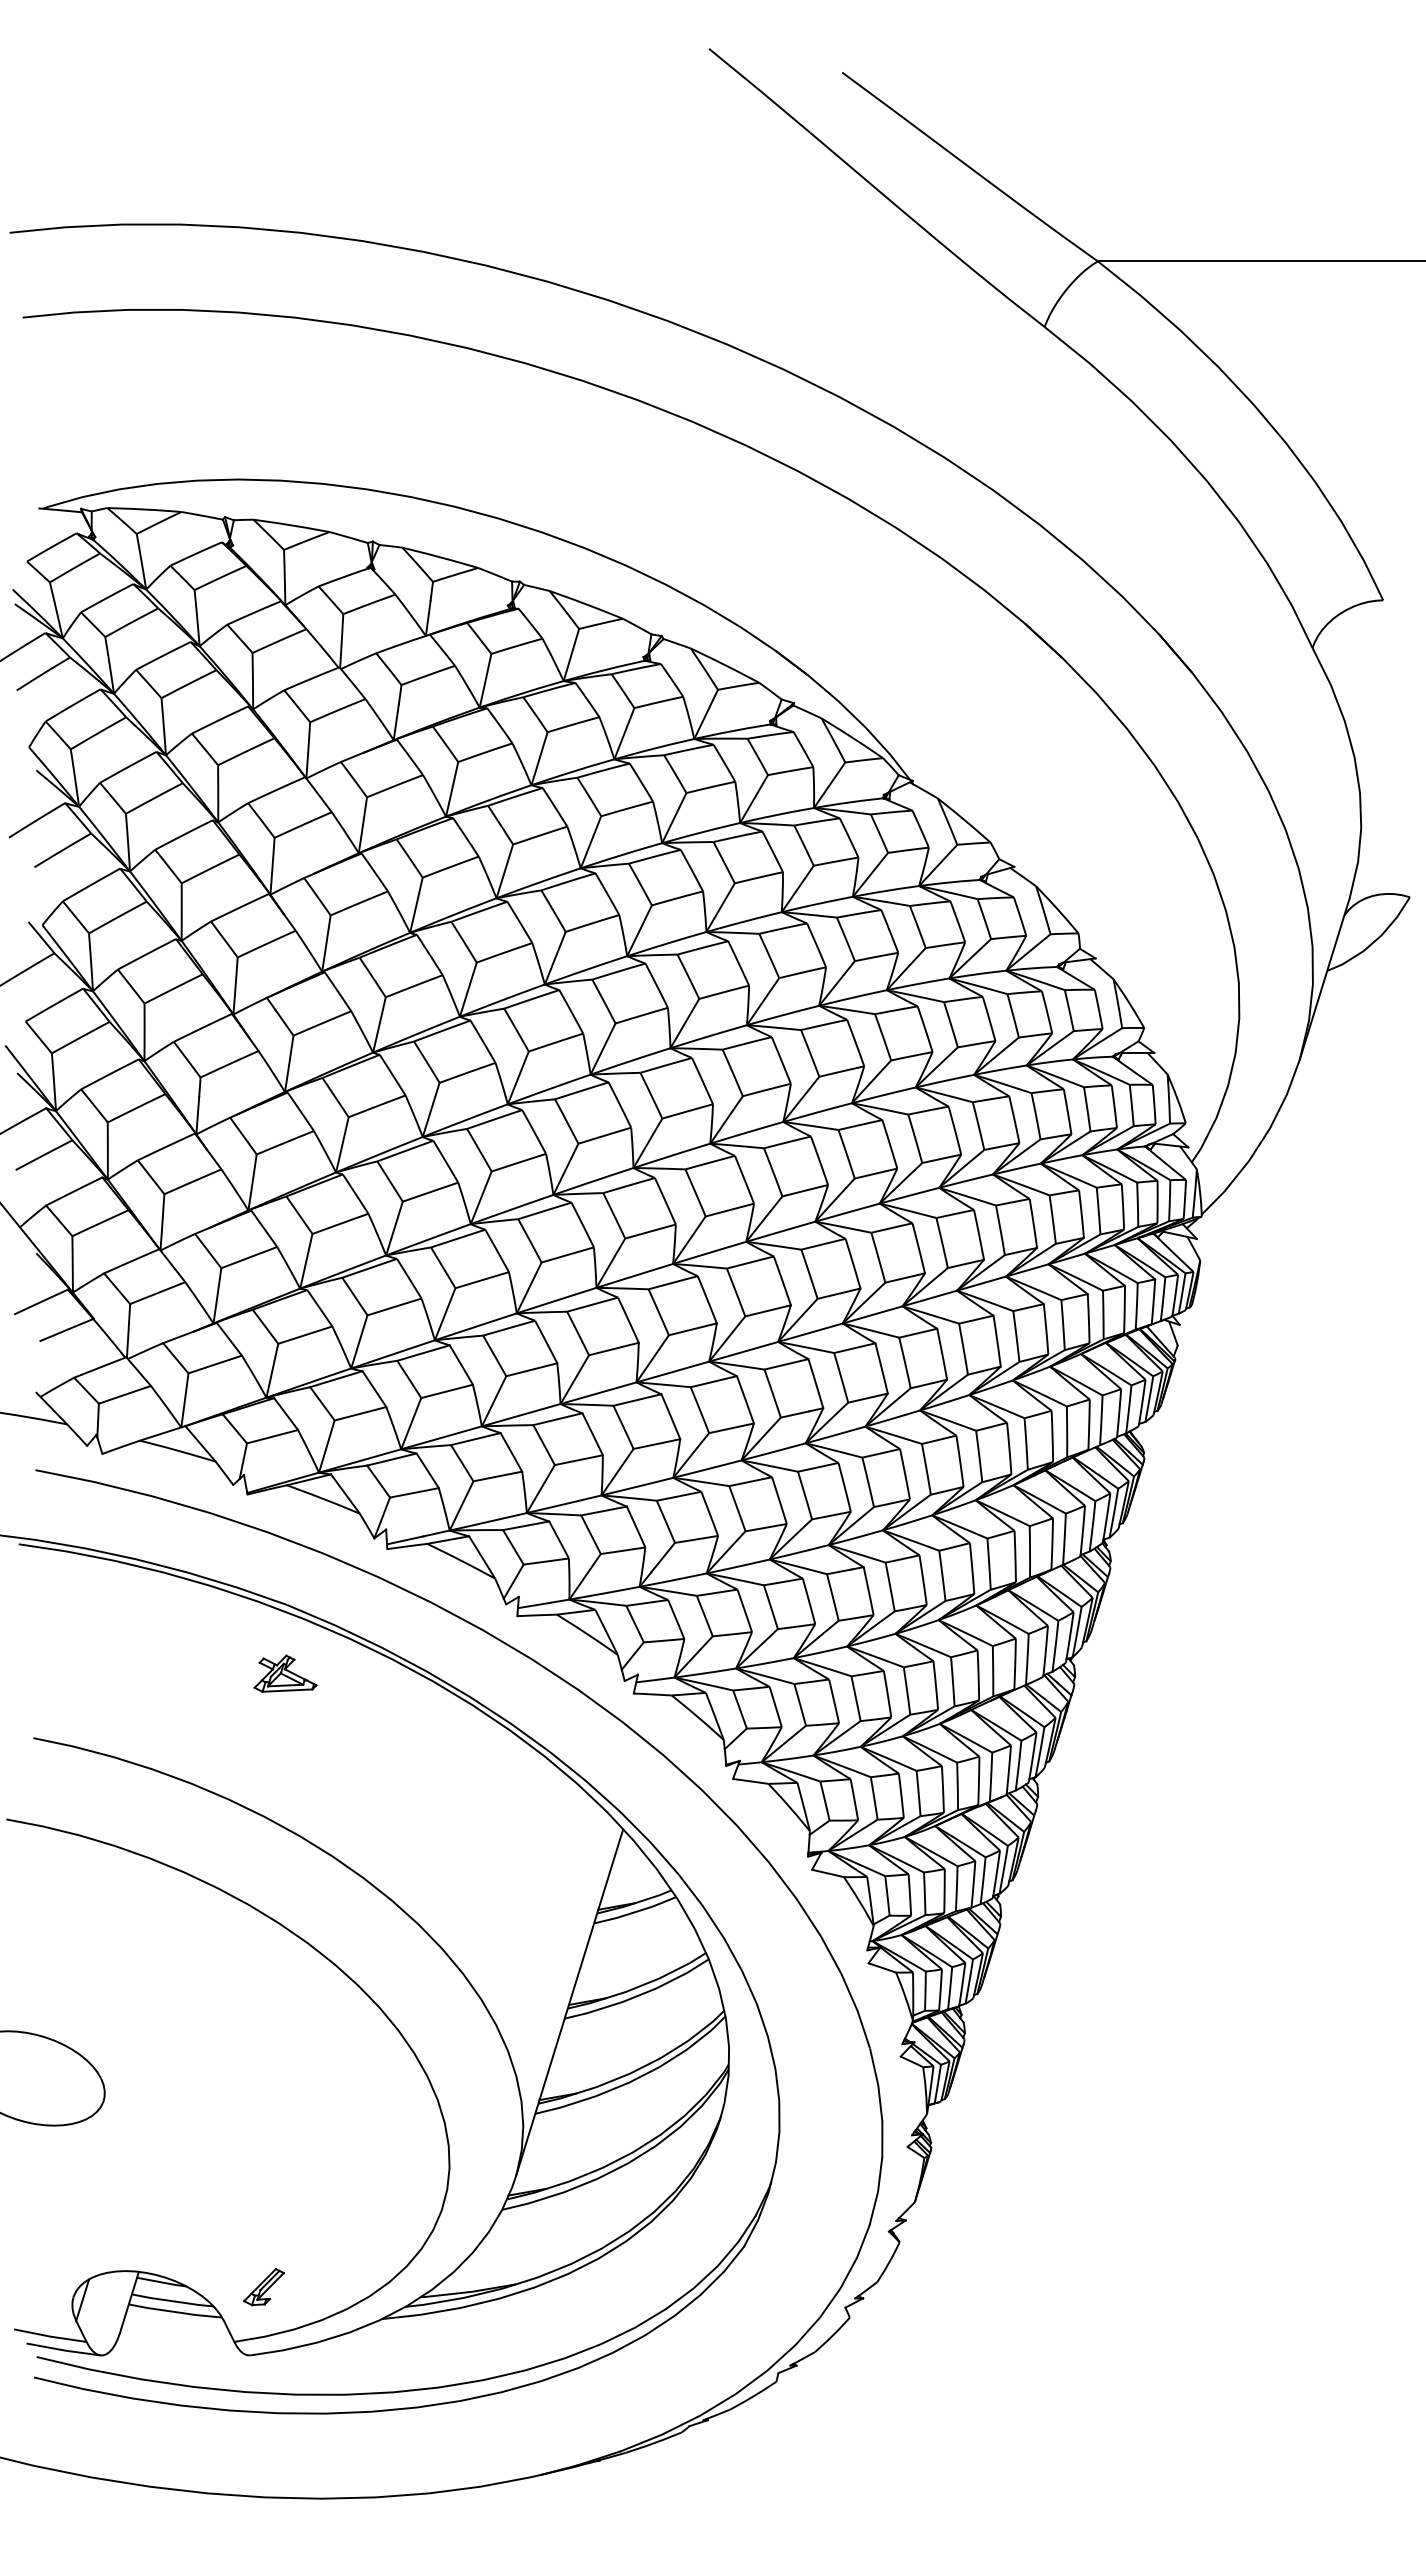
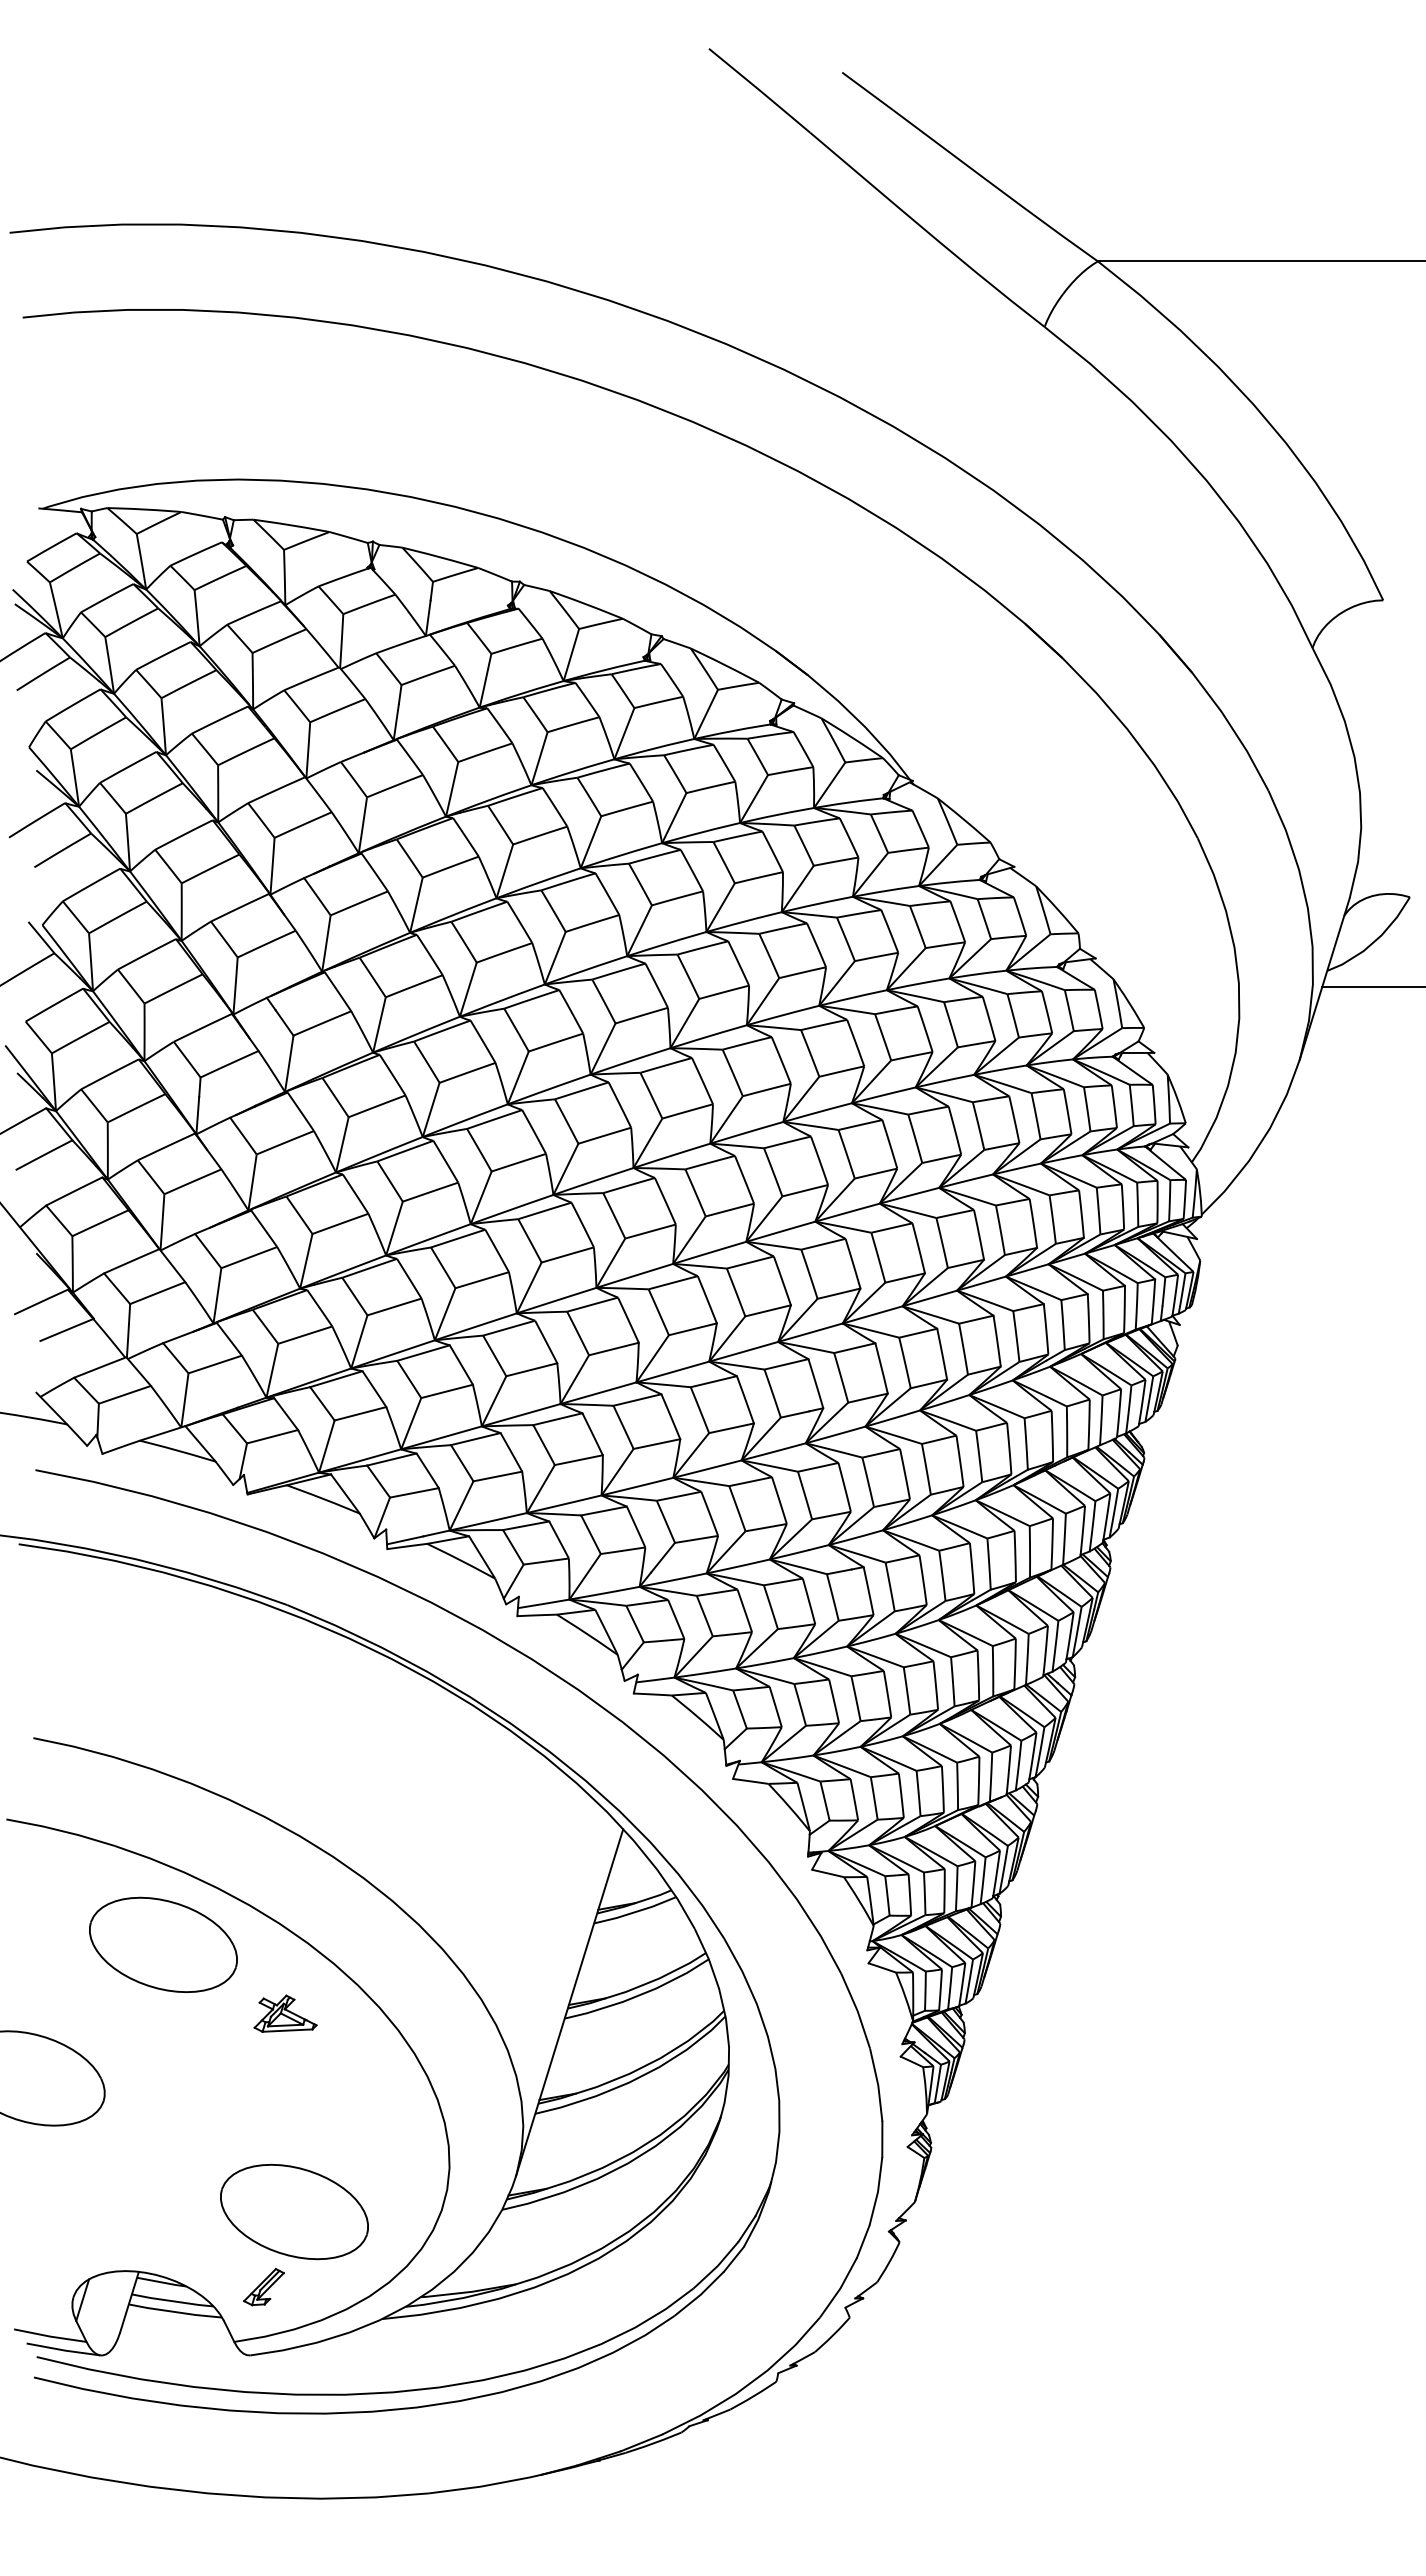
line: none -> present (1372, 987)
part position: (285, 1673) -> (285, 2013) (285, 2013)
part: none -> present (163, 1944)
part: none -> present (294, 2211)
